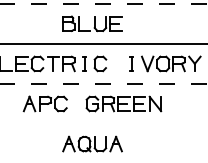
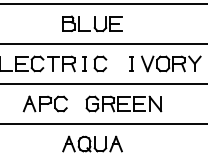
line: dashed -> solid (104, 3)
line: dashed -> solid (104, 83)
line: none -> present (103, 123)
